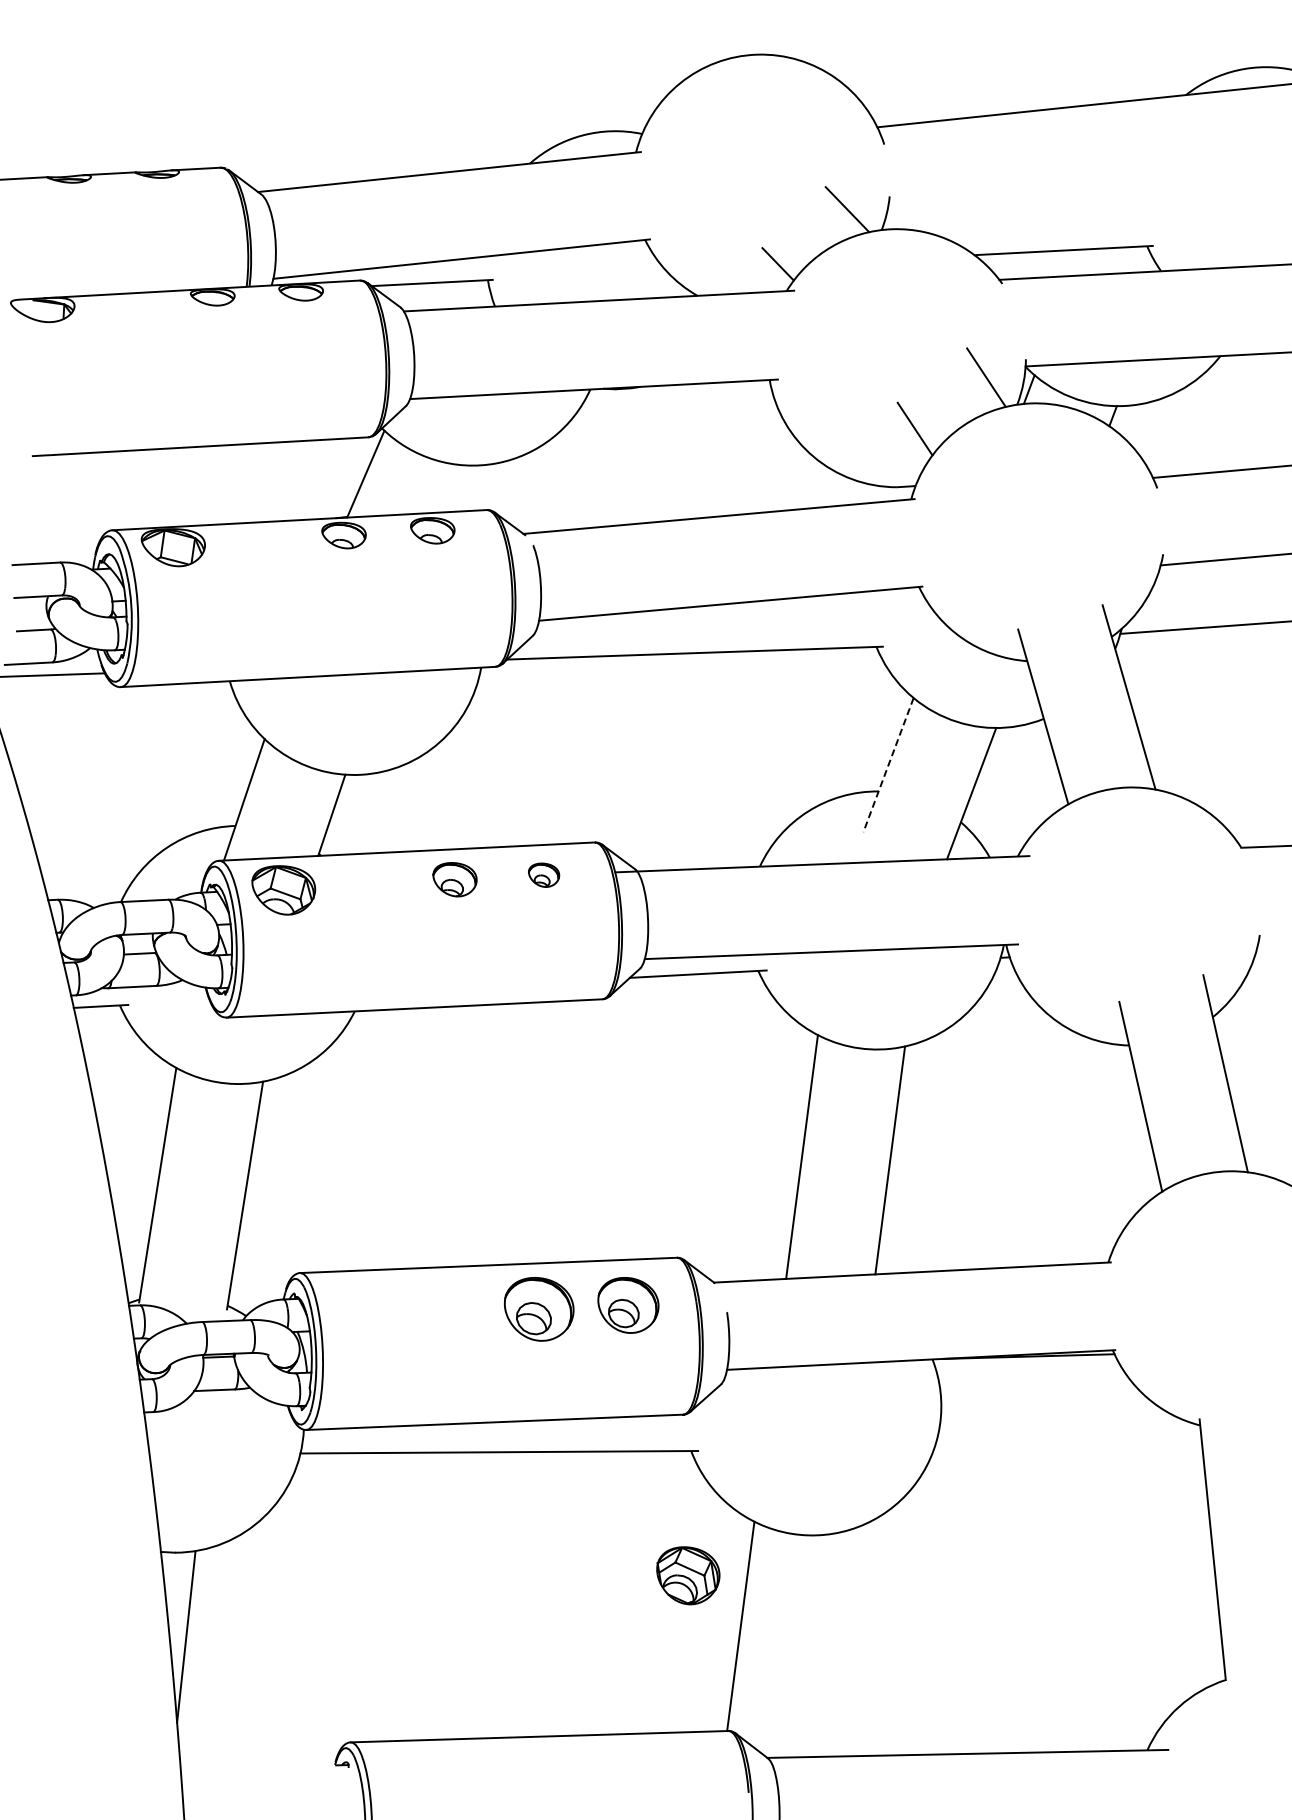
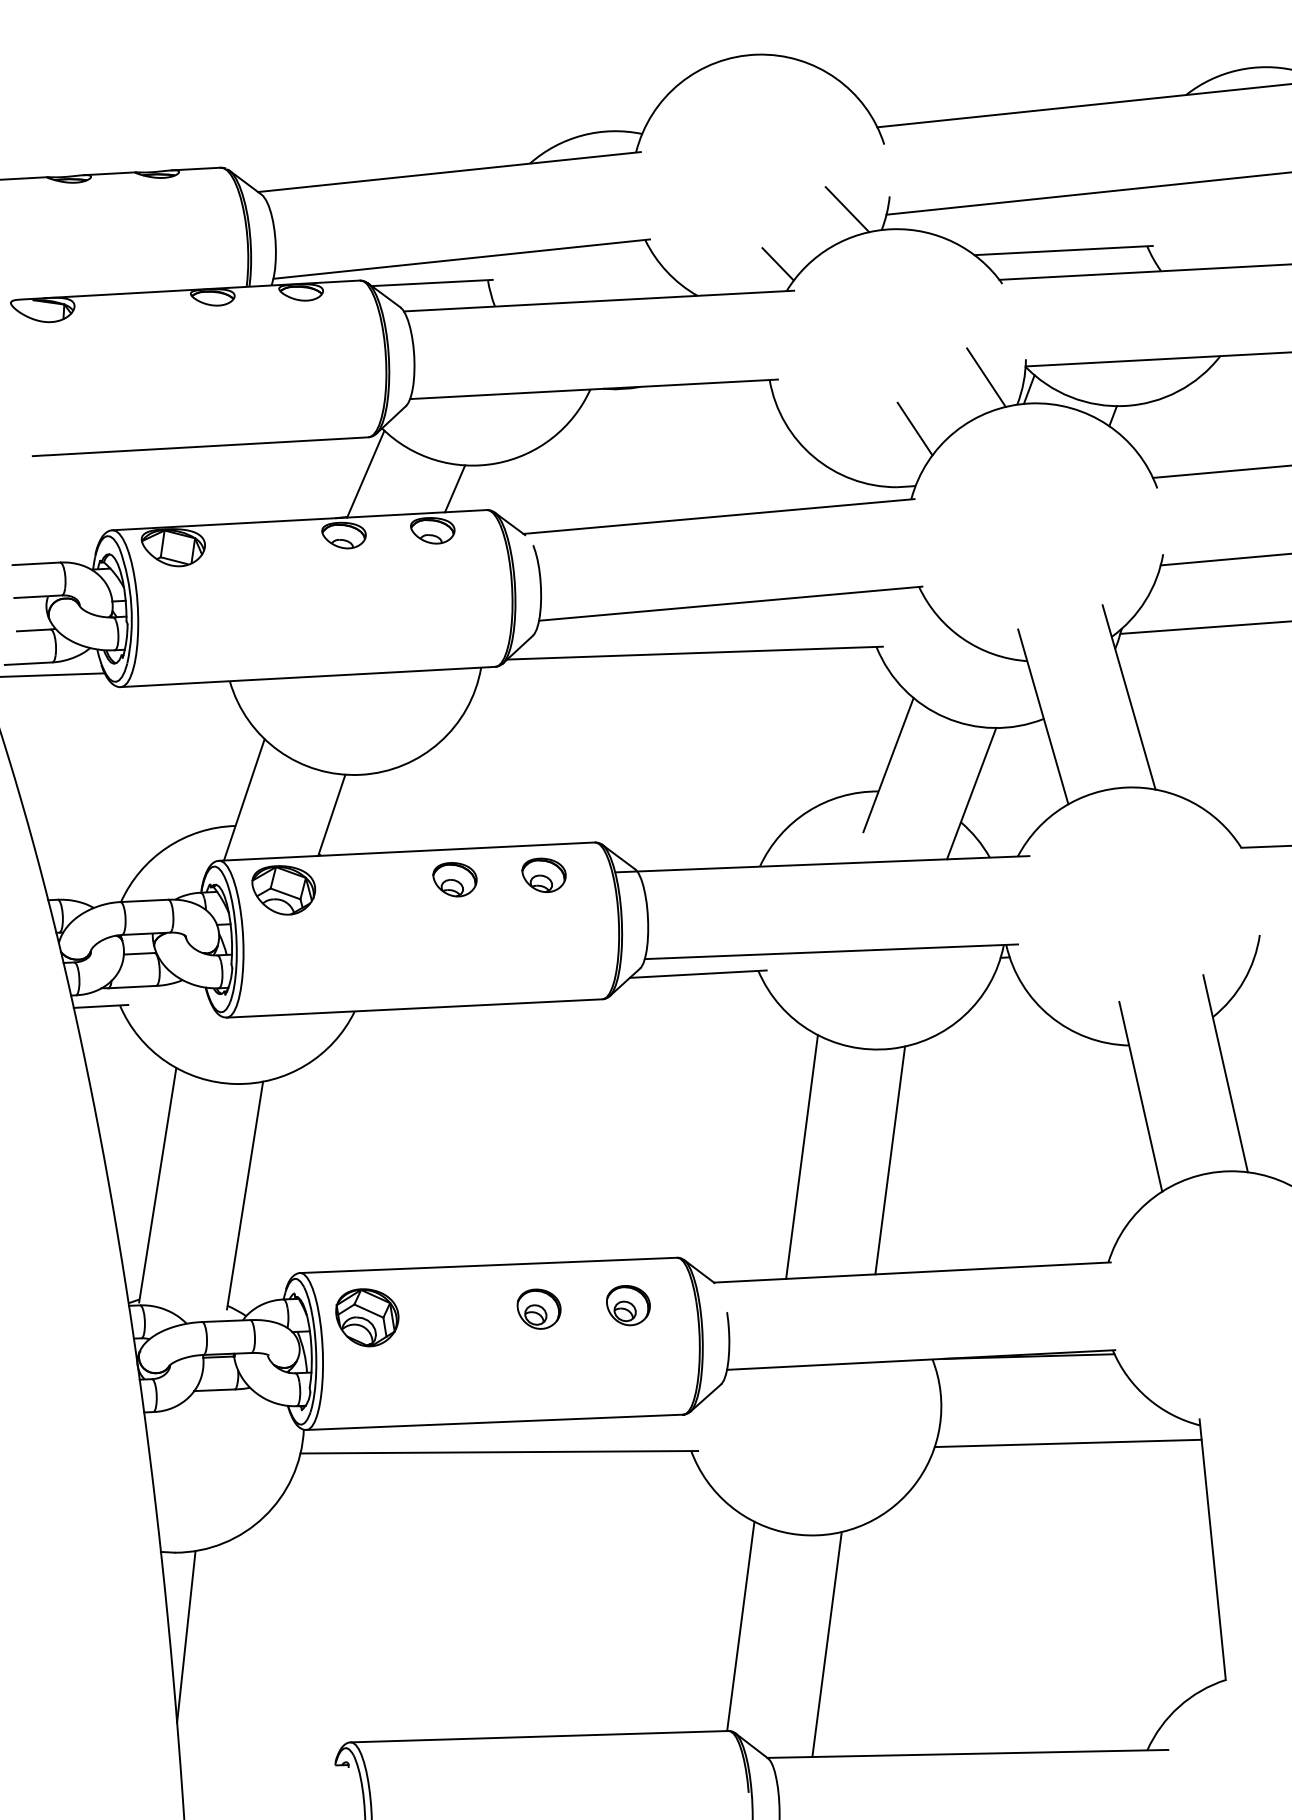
line: none -> present (1087, 193)
line: none -> present (455, 488)
line: dashed -> solid (888, 765)
part size: 33x26 px -> 46x36 px (543, 874)
part size: 63x57 px -> 45x42 px (628, 1305)
part size: 71x65 px -> 46x42 px (538, 1308)
line: none -> present (1067, 1443)
part position: (688, 1575) -> (367, 1317) (367, 1317)
line: none -> present (826, 1644)
